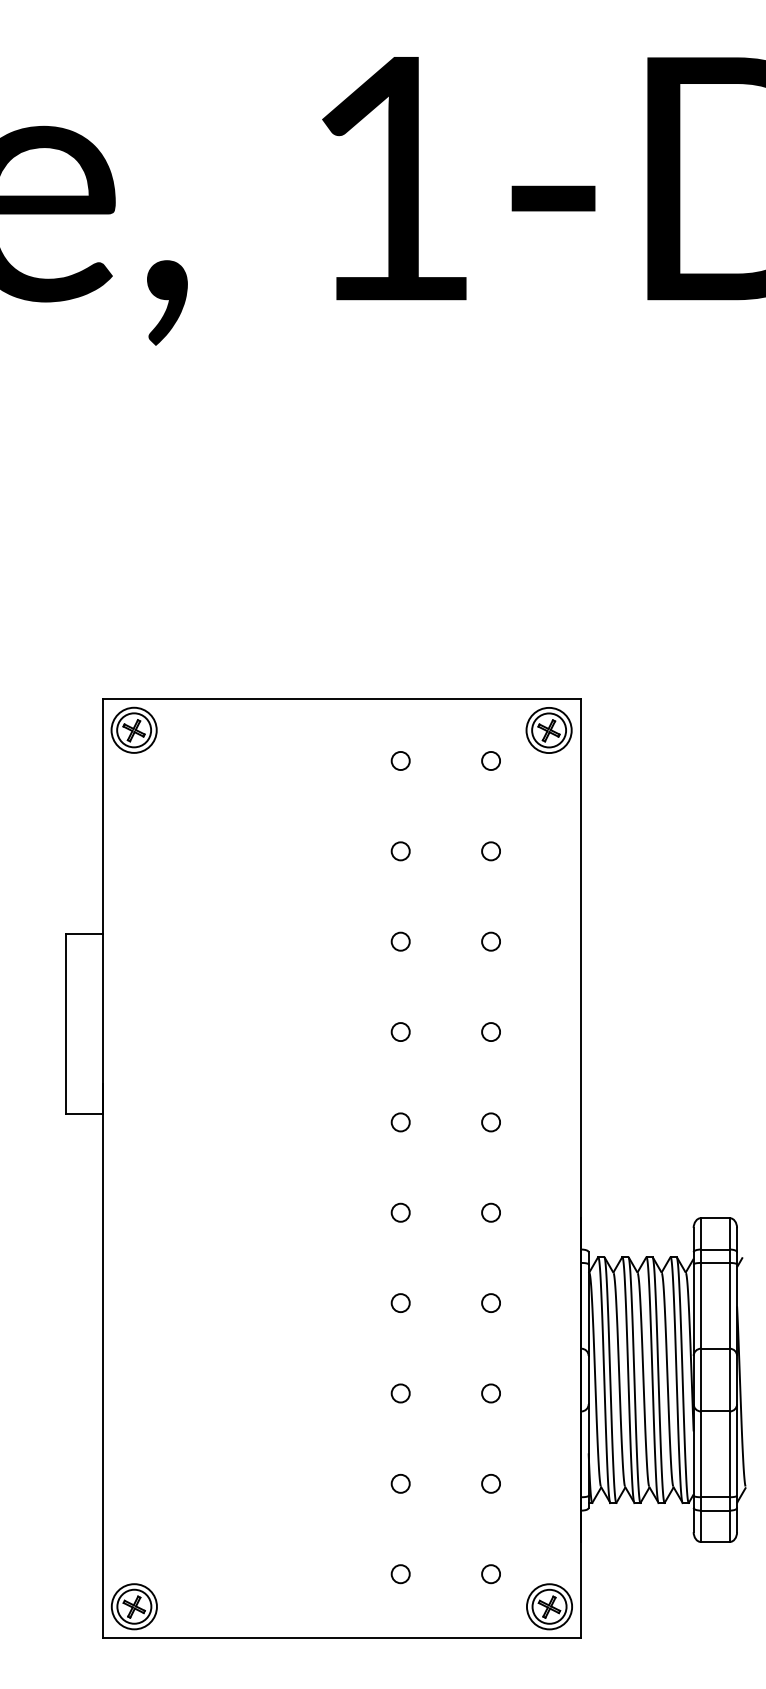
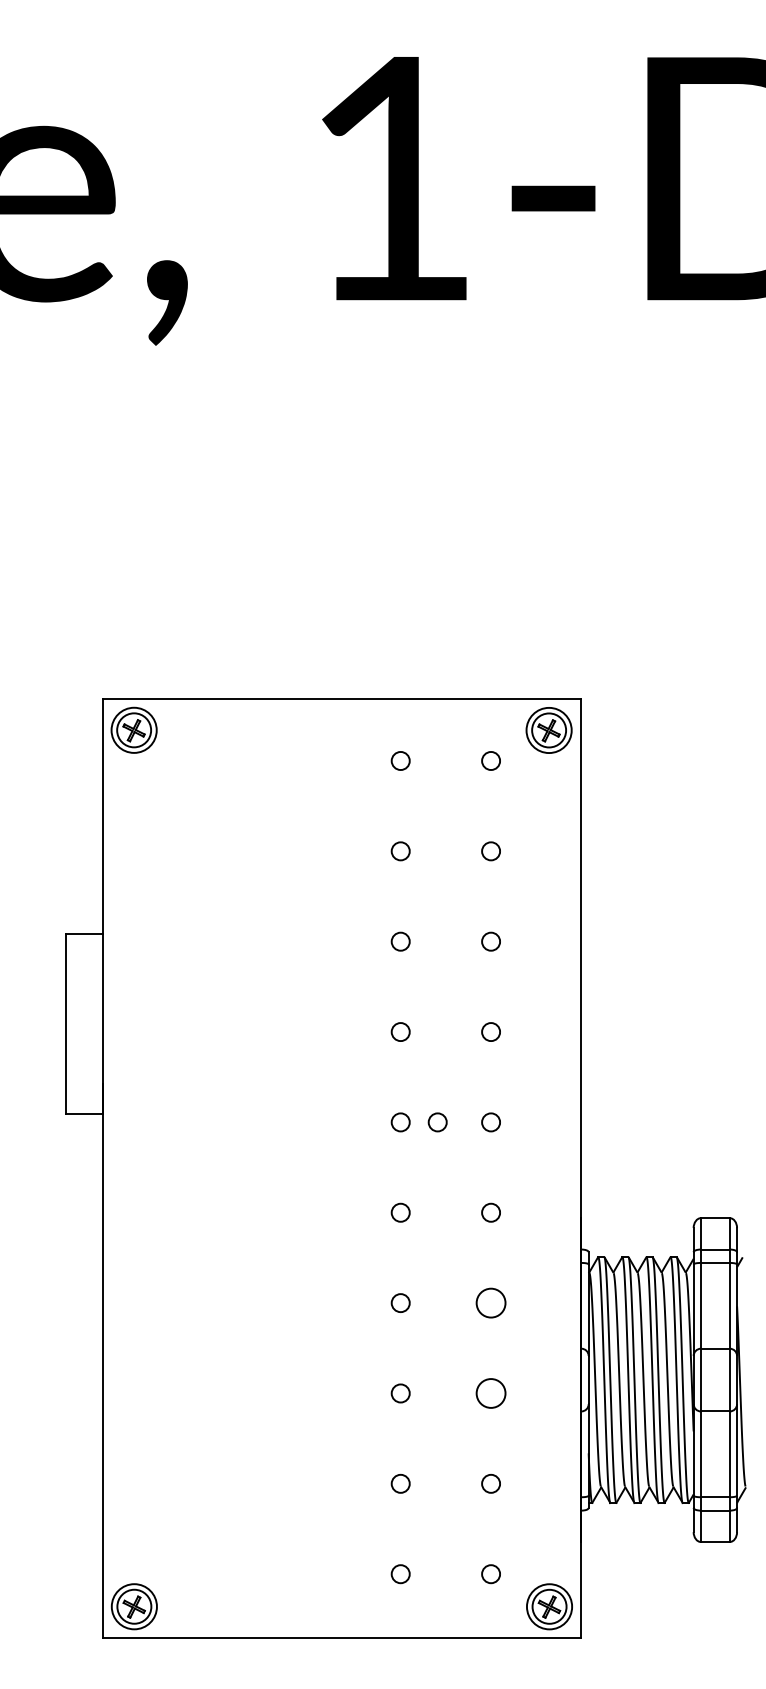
circle: none -> present (437, 1122)
circle diameter: 18 px -> 29 px (490, 1302)
circle diameter: 18 px -> 29 px (490, 1393)
